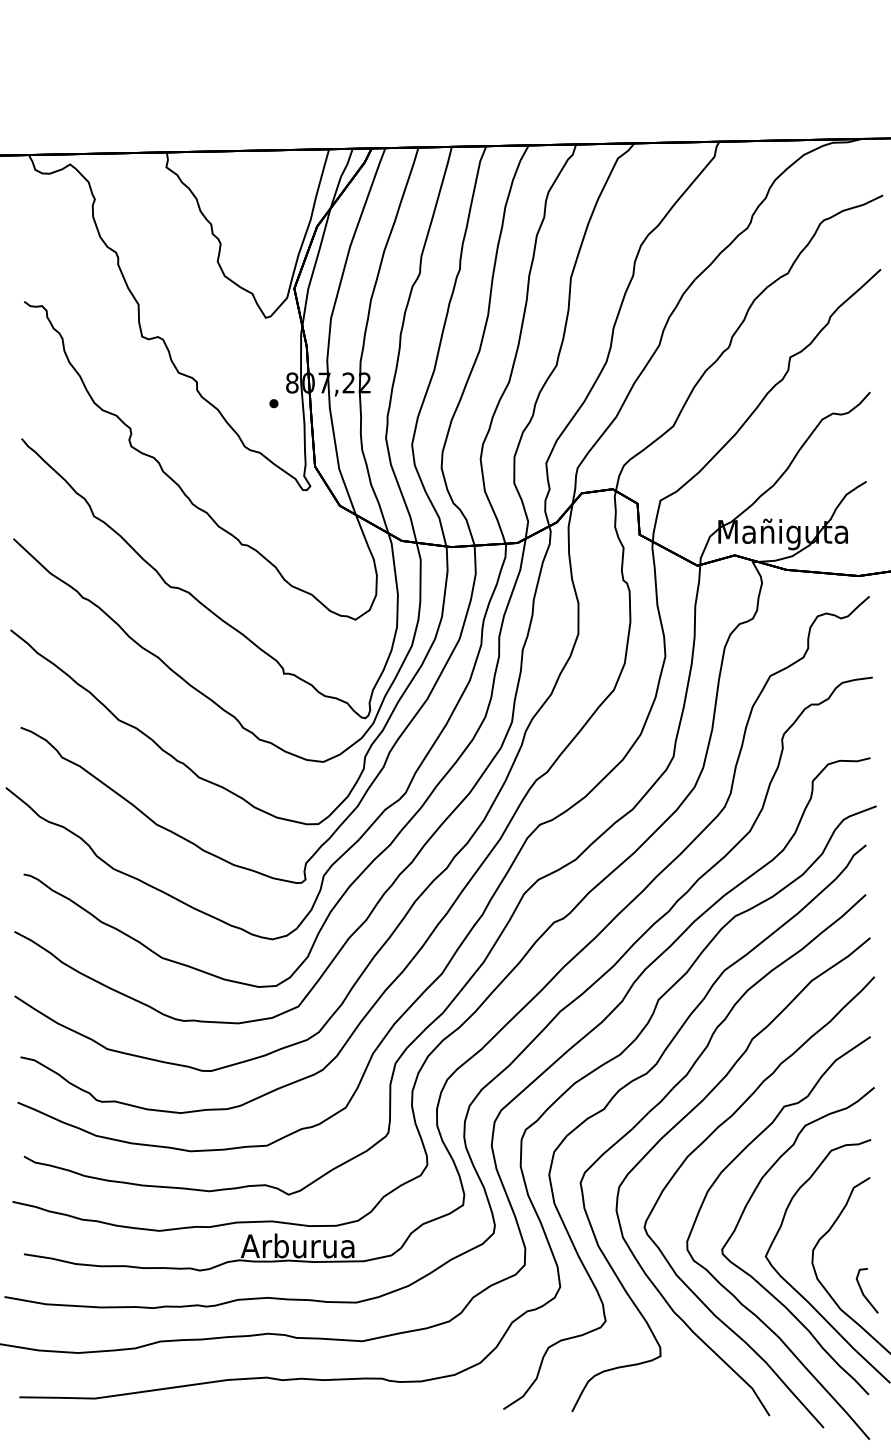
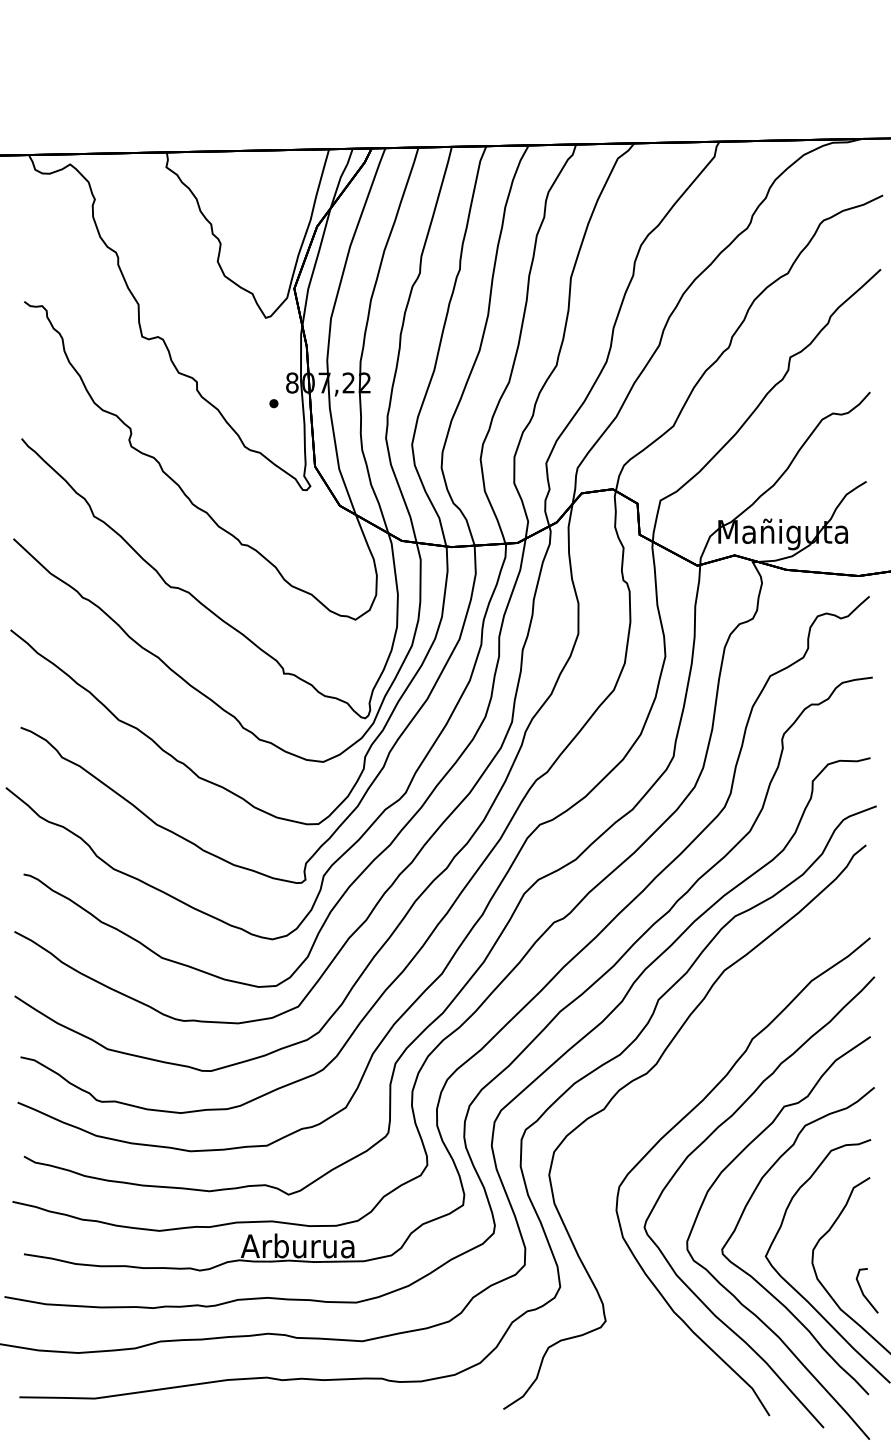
curve: present -> none (664, 1099)
